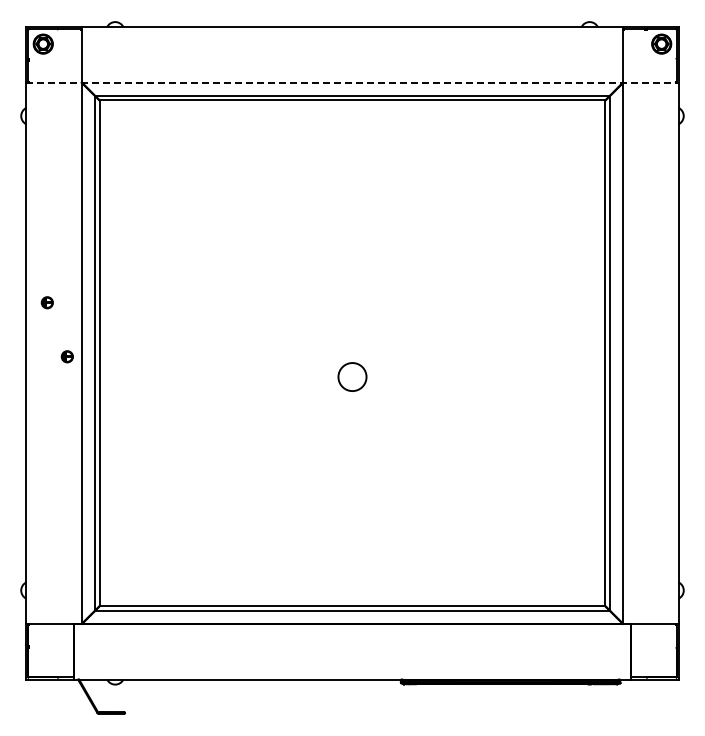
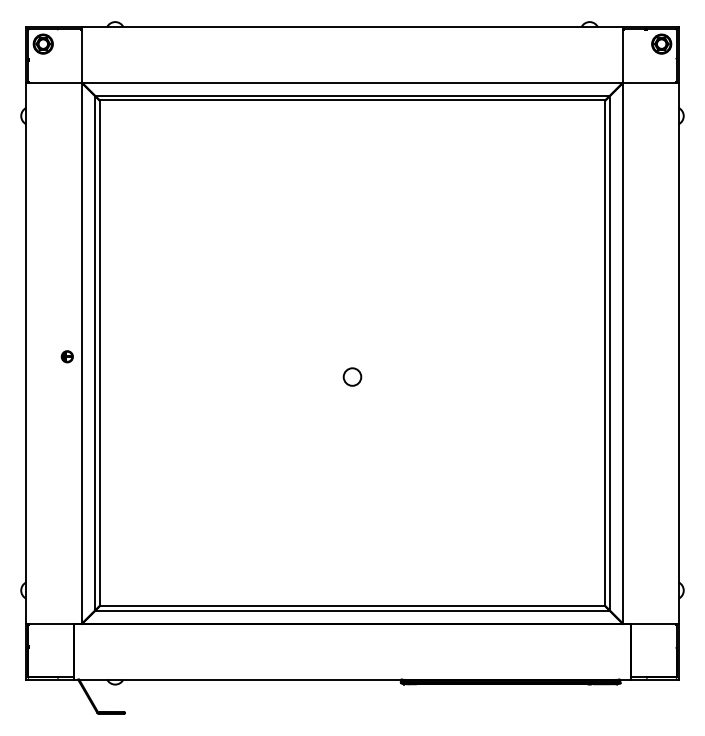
line: dashed -> solid (353, 82)
part: present -> none (46, 302)
circle diameter: 28 px -> 18 px (352, 376)
